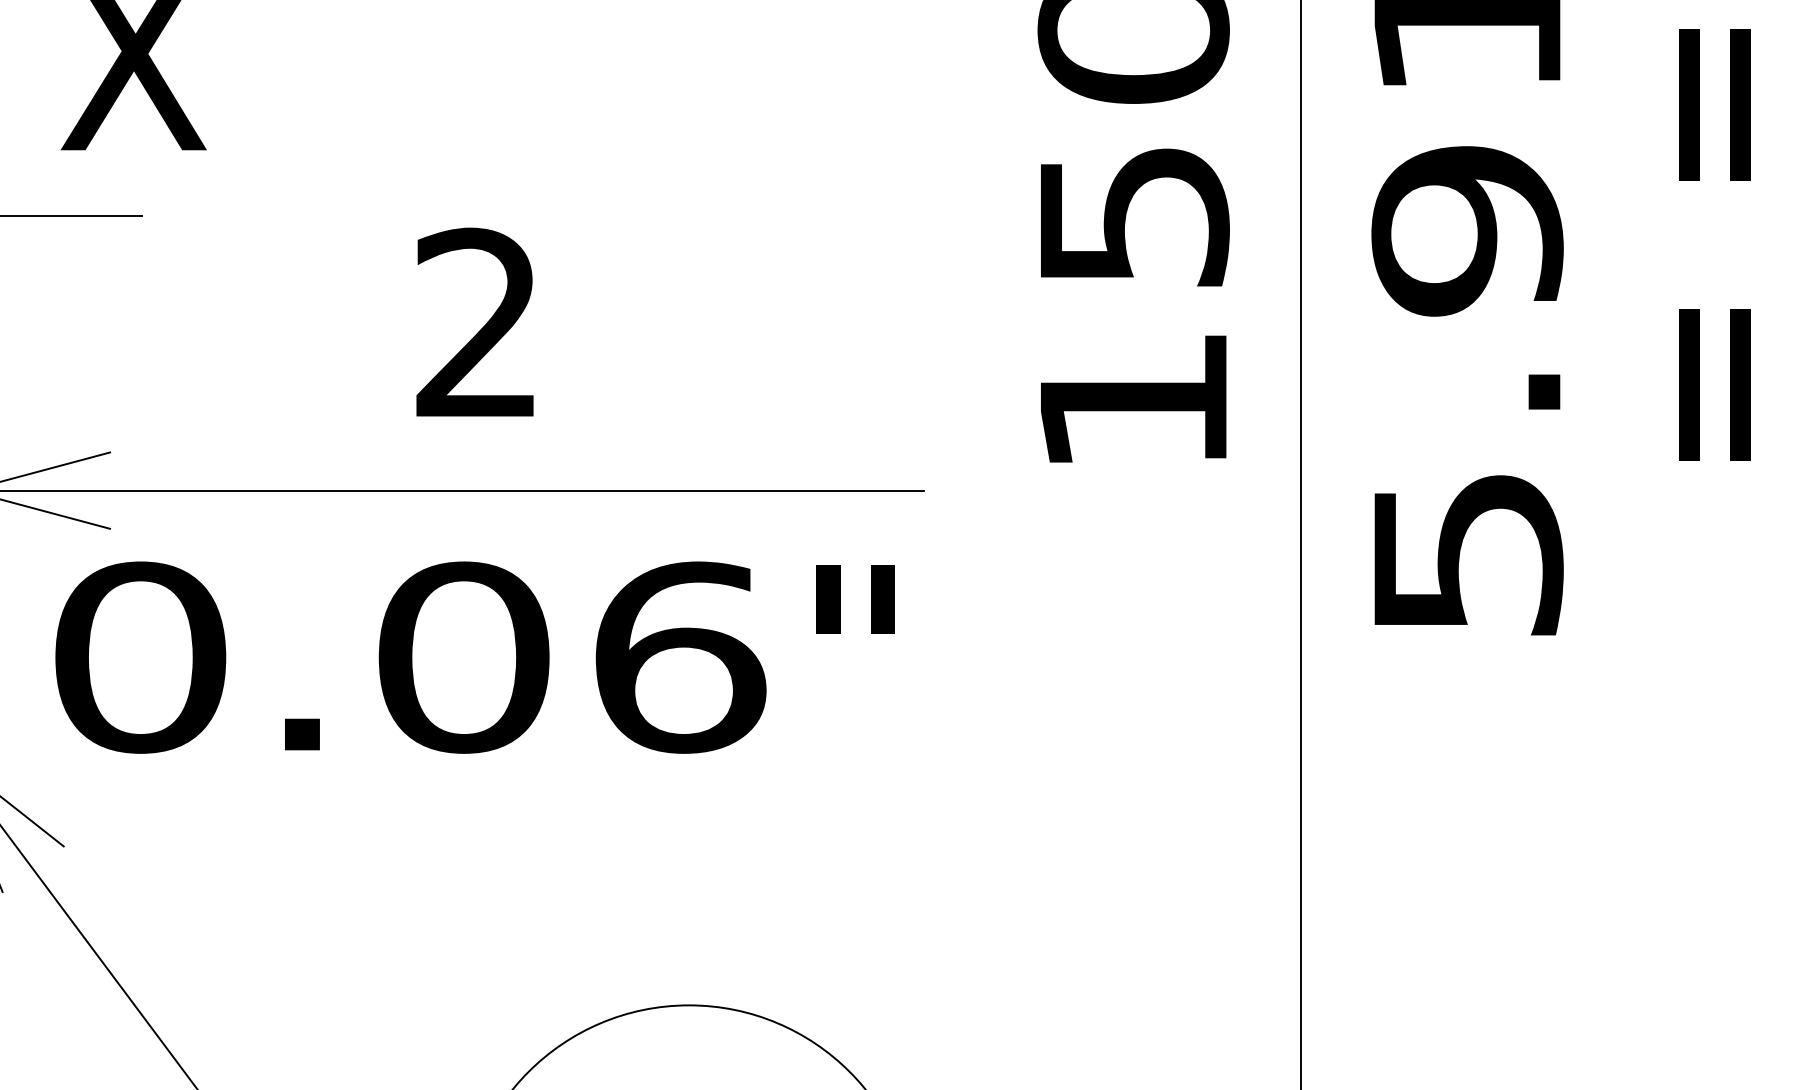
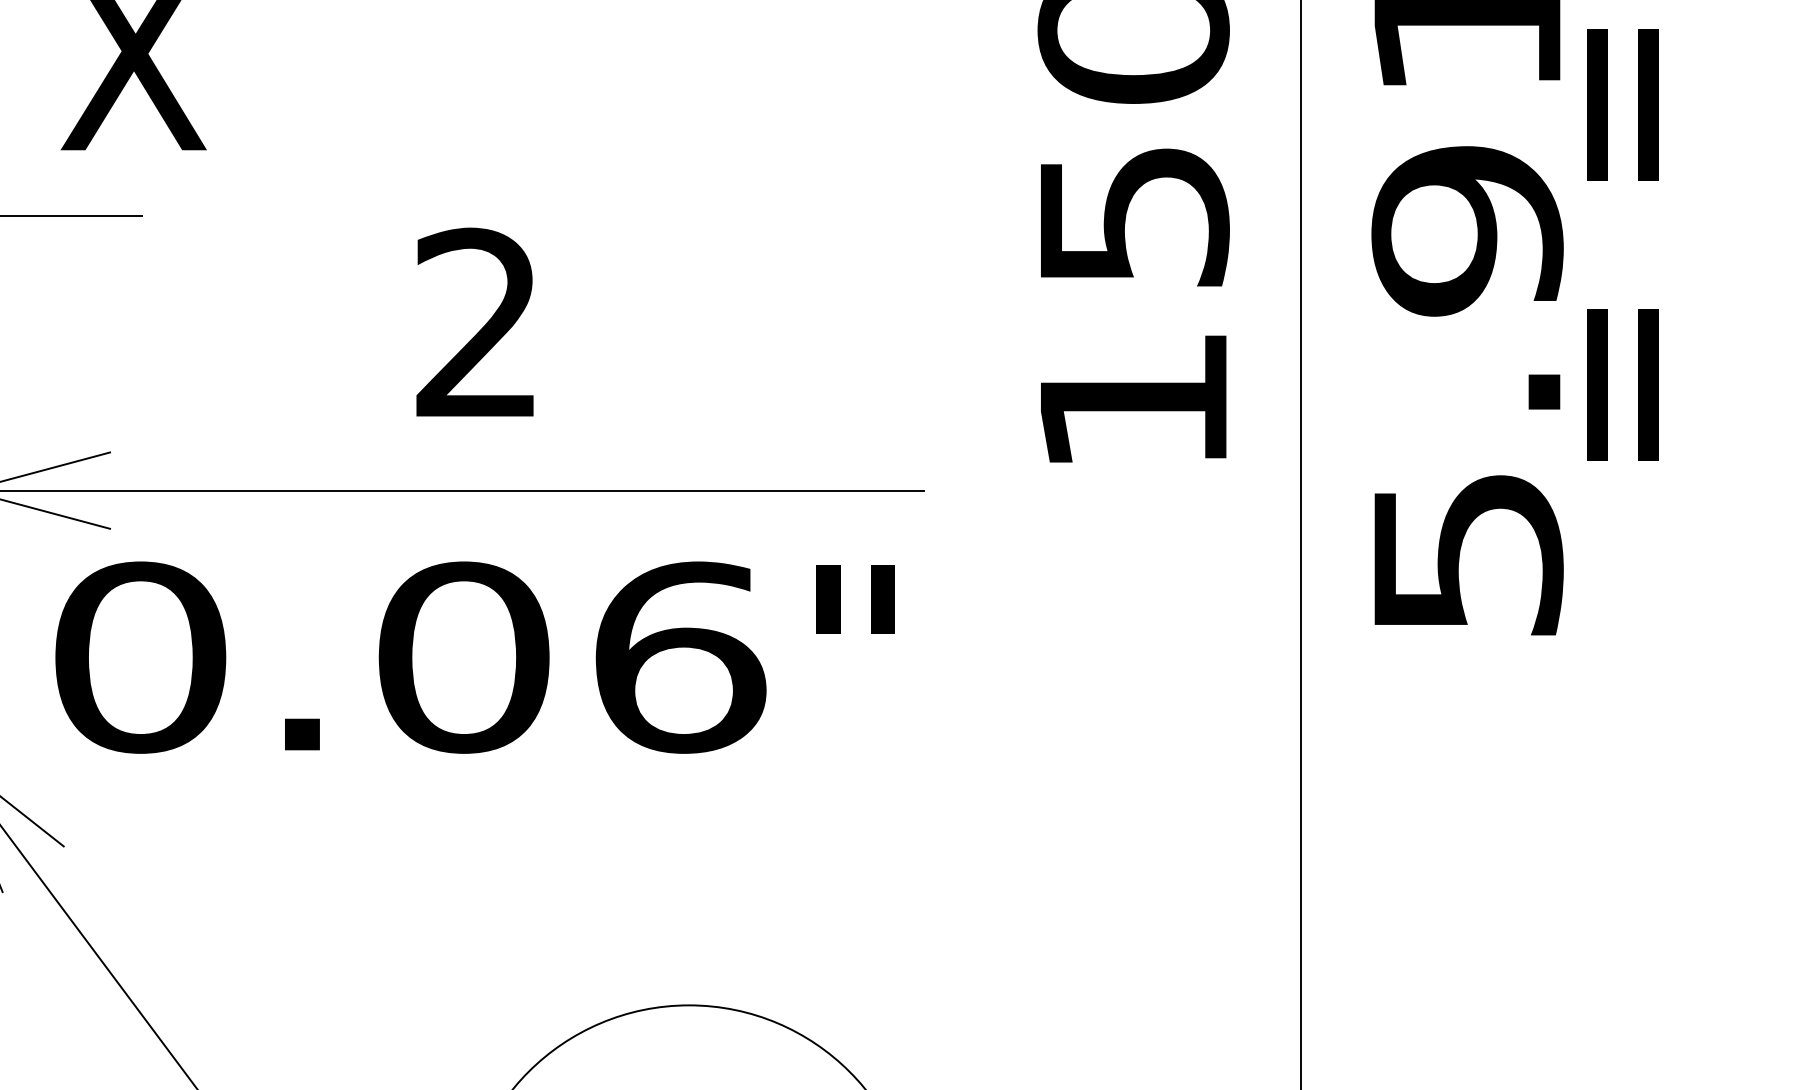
text position: (1714, 244) -> (1622, 244) (1622, 244)
